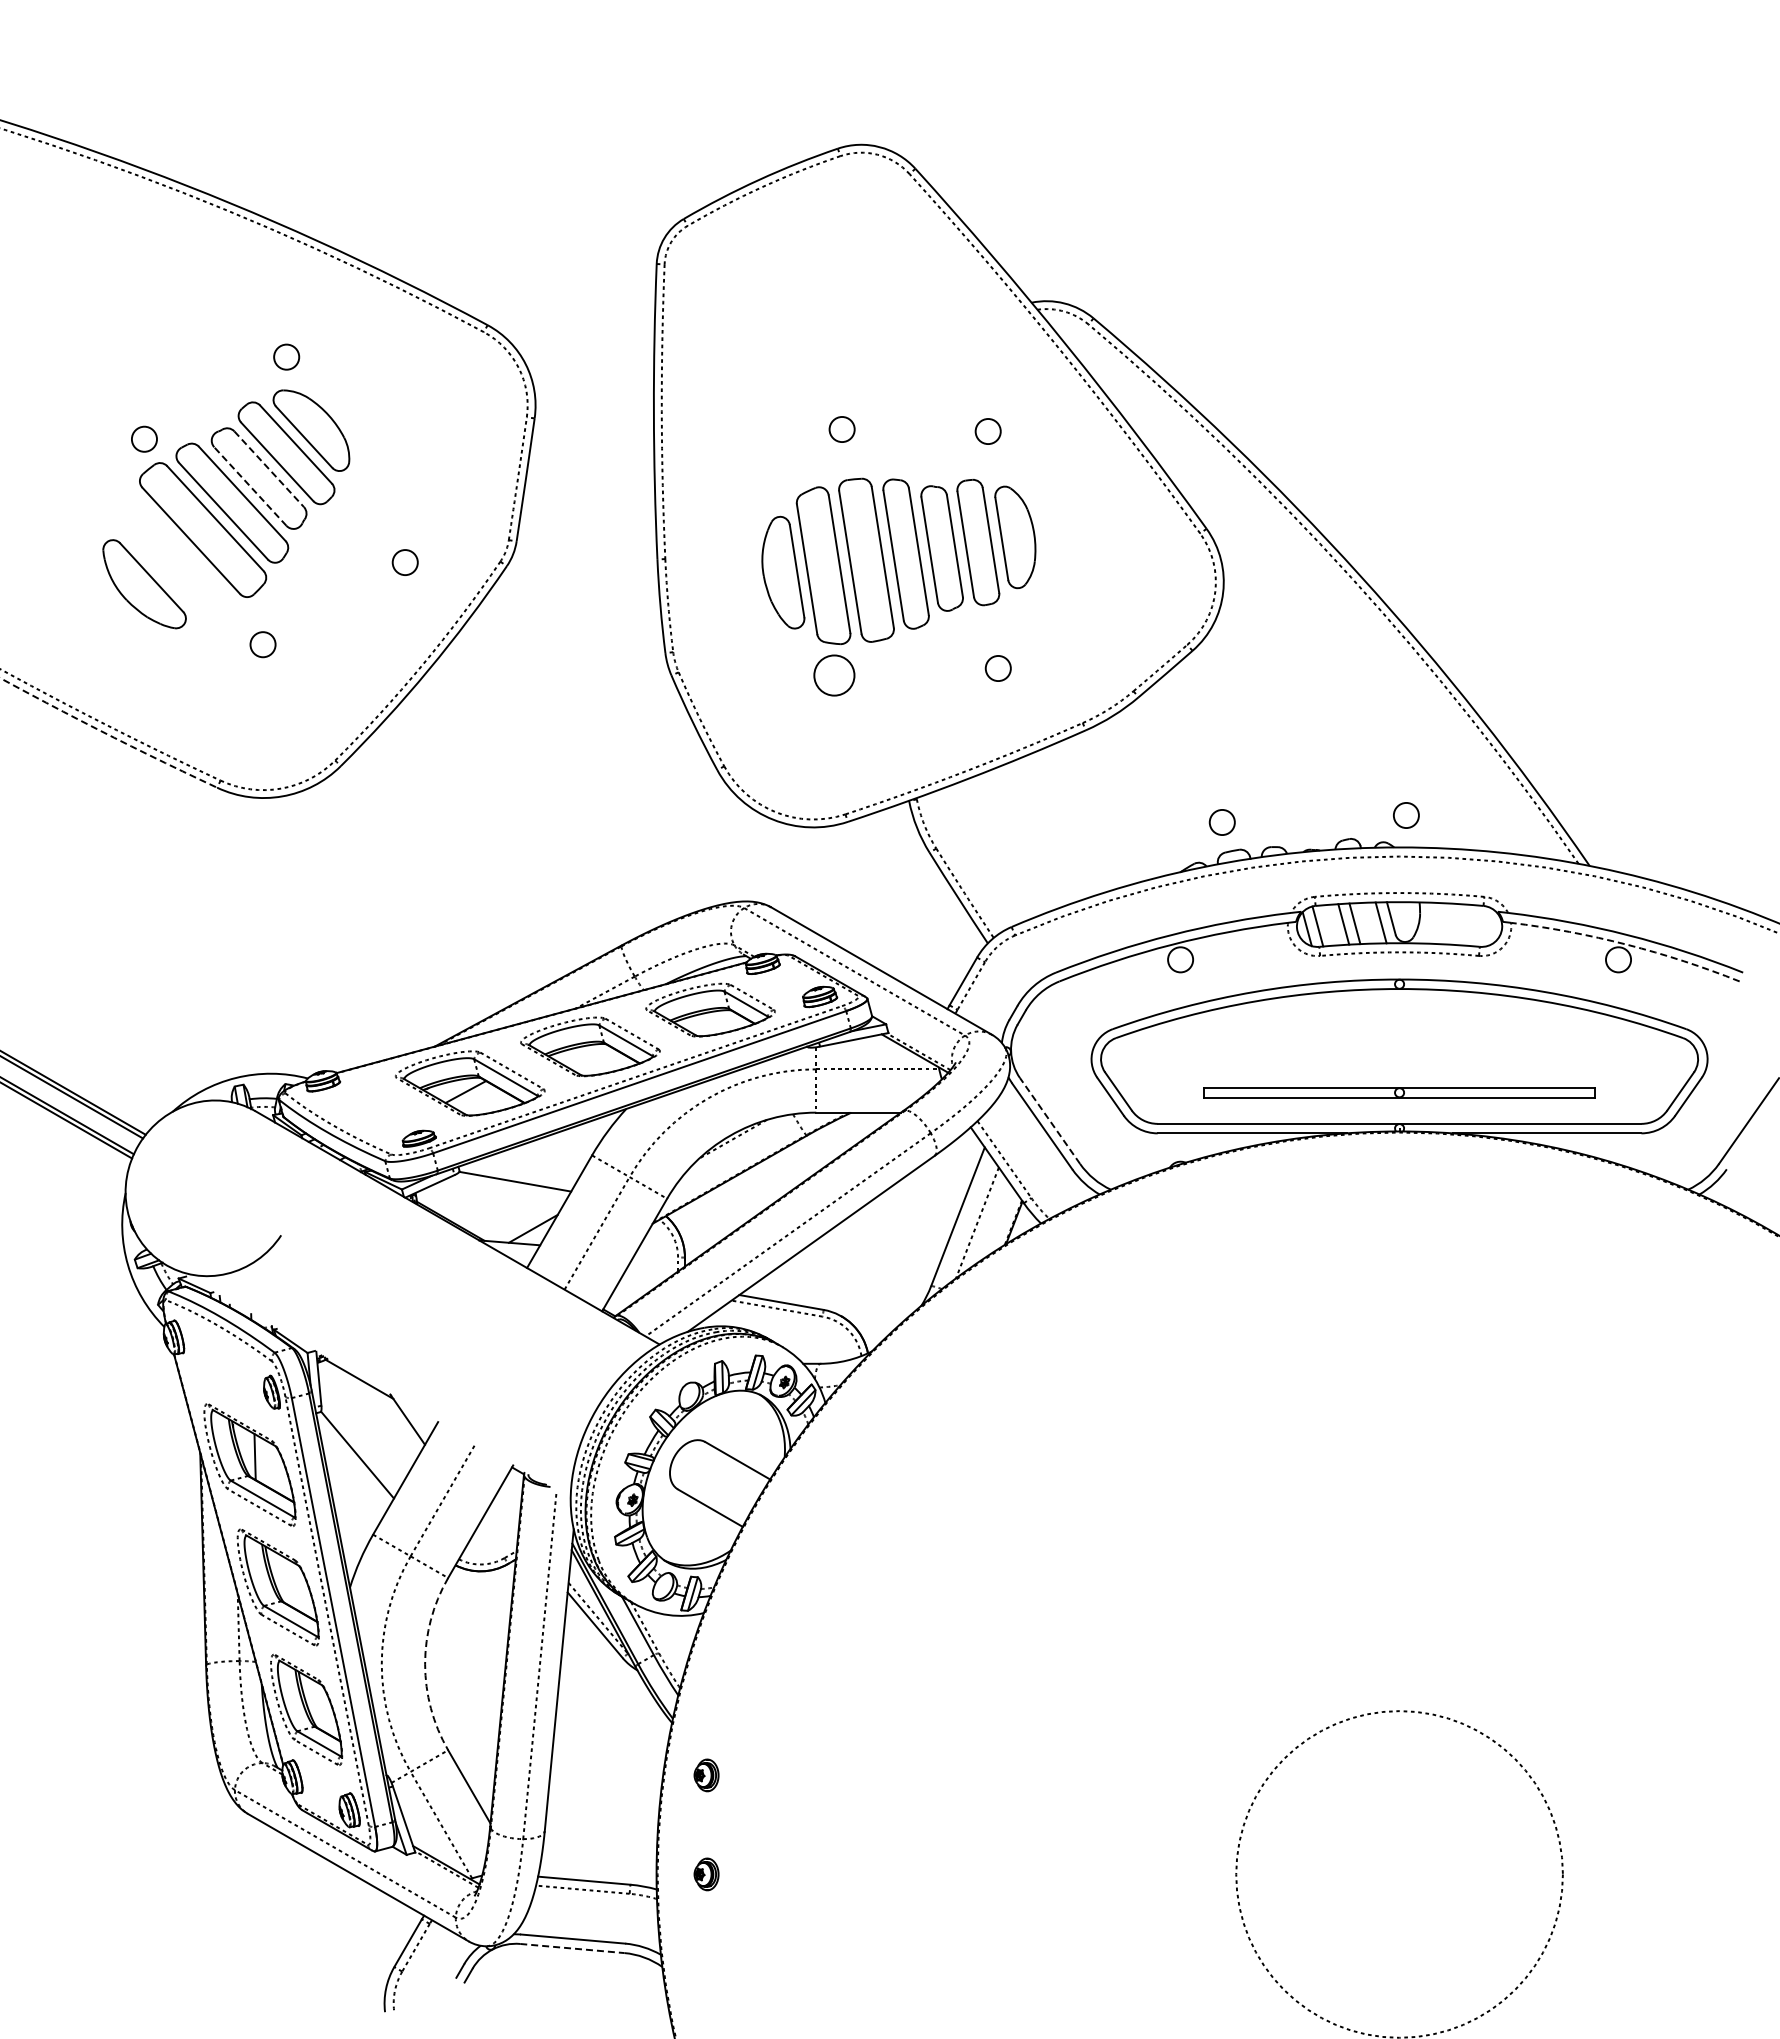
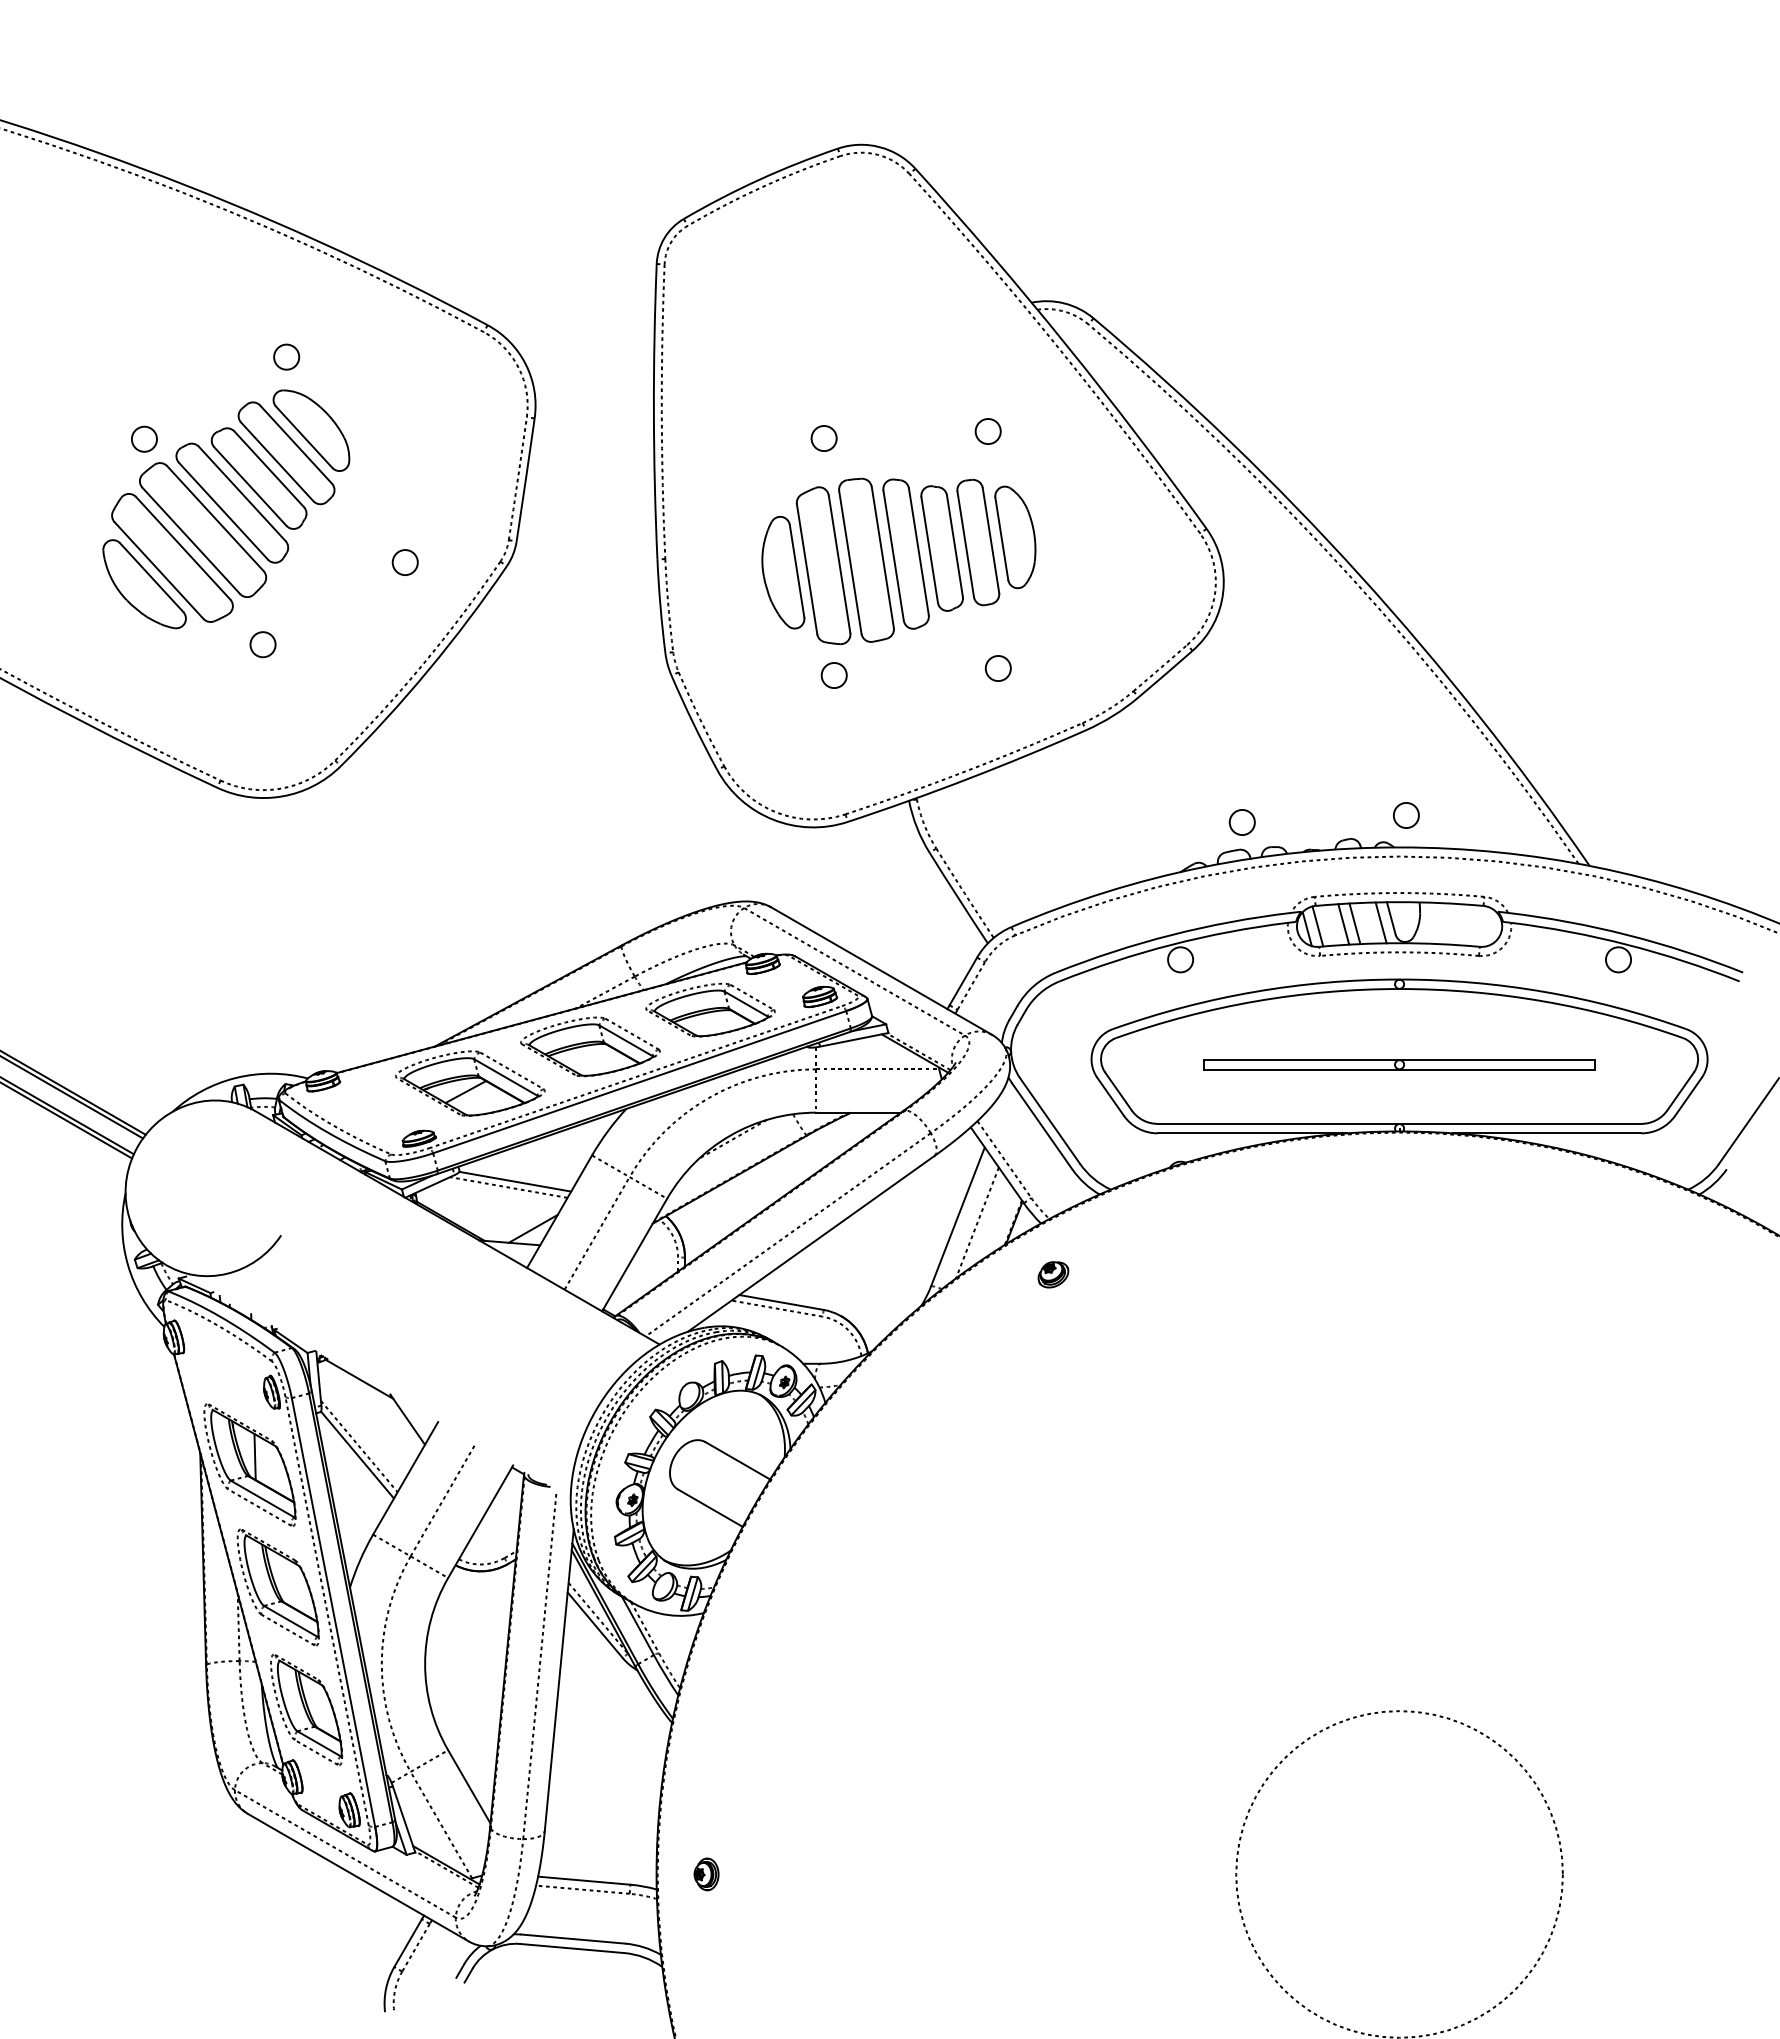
circle position: (841, 429) -> (823, 438) (823, 438)
line: dashed -> solid (269, 469)
line: dashed -> solid (250, 486)
part: none -> present (172, 557)
circle size: 43x43 px -> 28x27 px (833, 675)
arc: dashed -> solid (108, 734)
circle position: (1221, 822) -> (1241, 822) (1241, 822)
arc: dashed -> solid (1627, 944)
part position: (1399, 1092) -> (1399, 1064) (1399, 1064)
line: dashed -> solid (1049, 1120)
line: none -> present (508, 1187)
part: none -> present (1053, 1274)
line: none -> present (358, 1446)
arc: dashed -> solid (425, 1664)
part: present -> none (706, 1775)
line: dashed -> solid (572, 1948)
